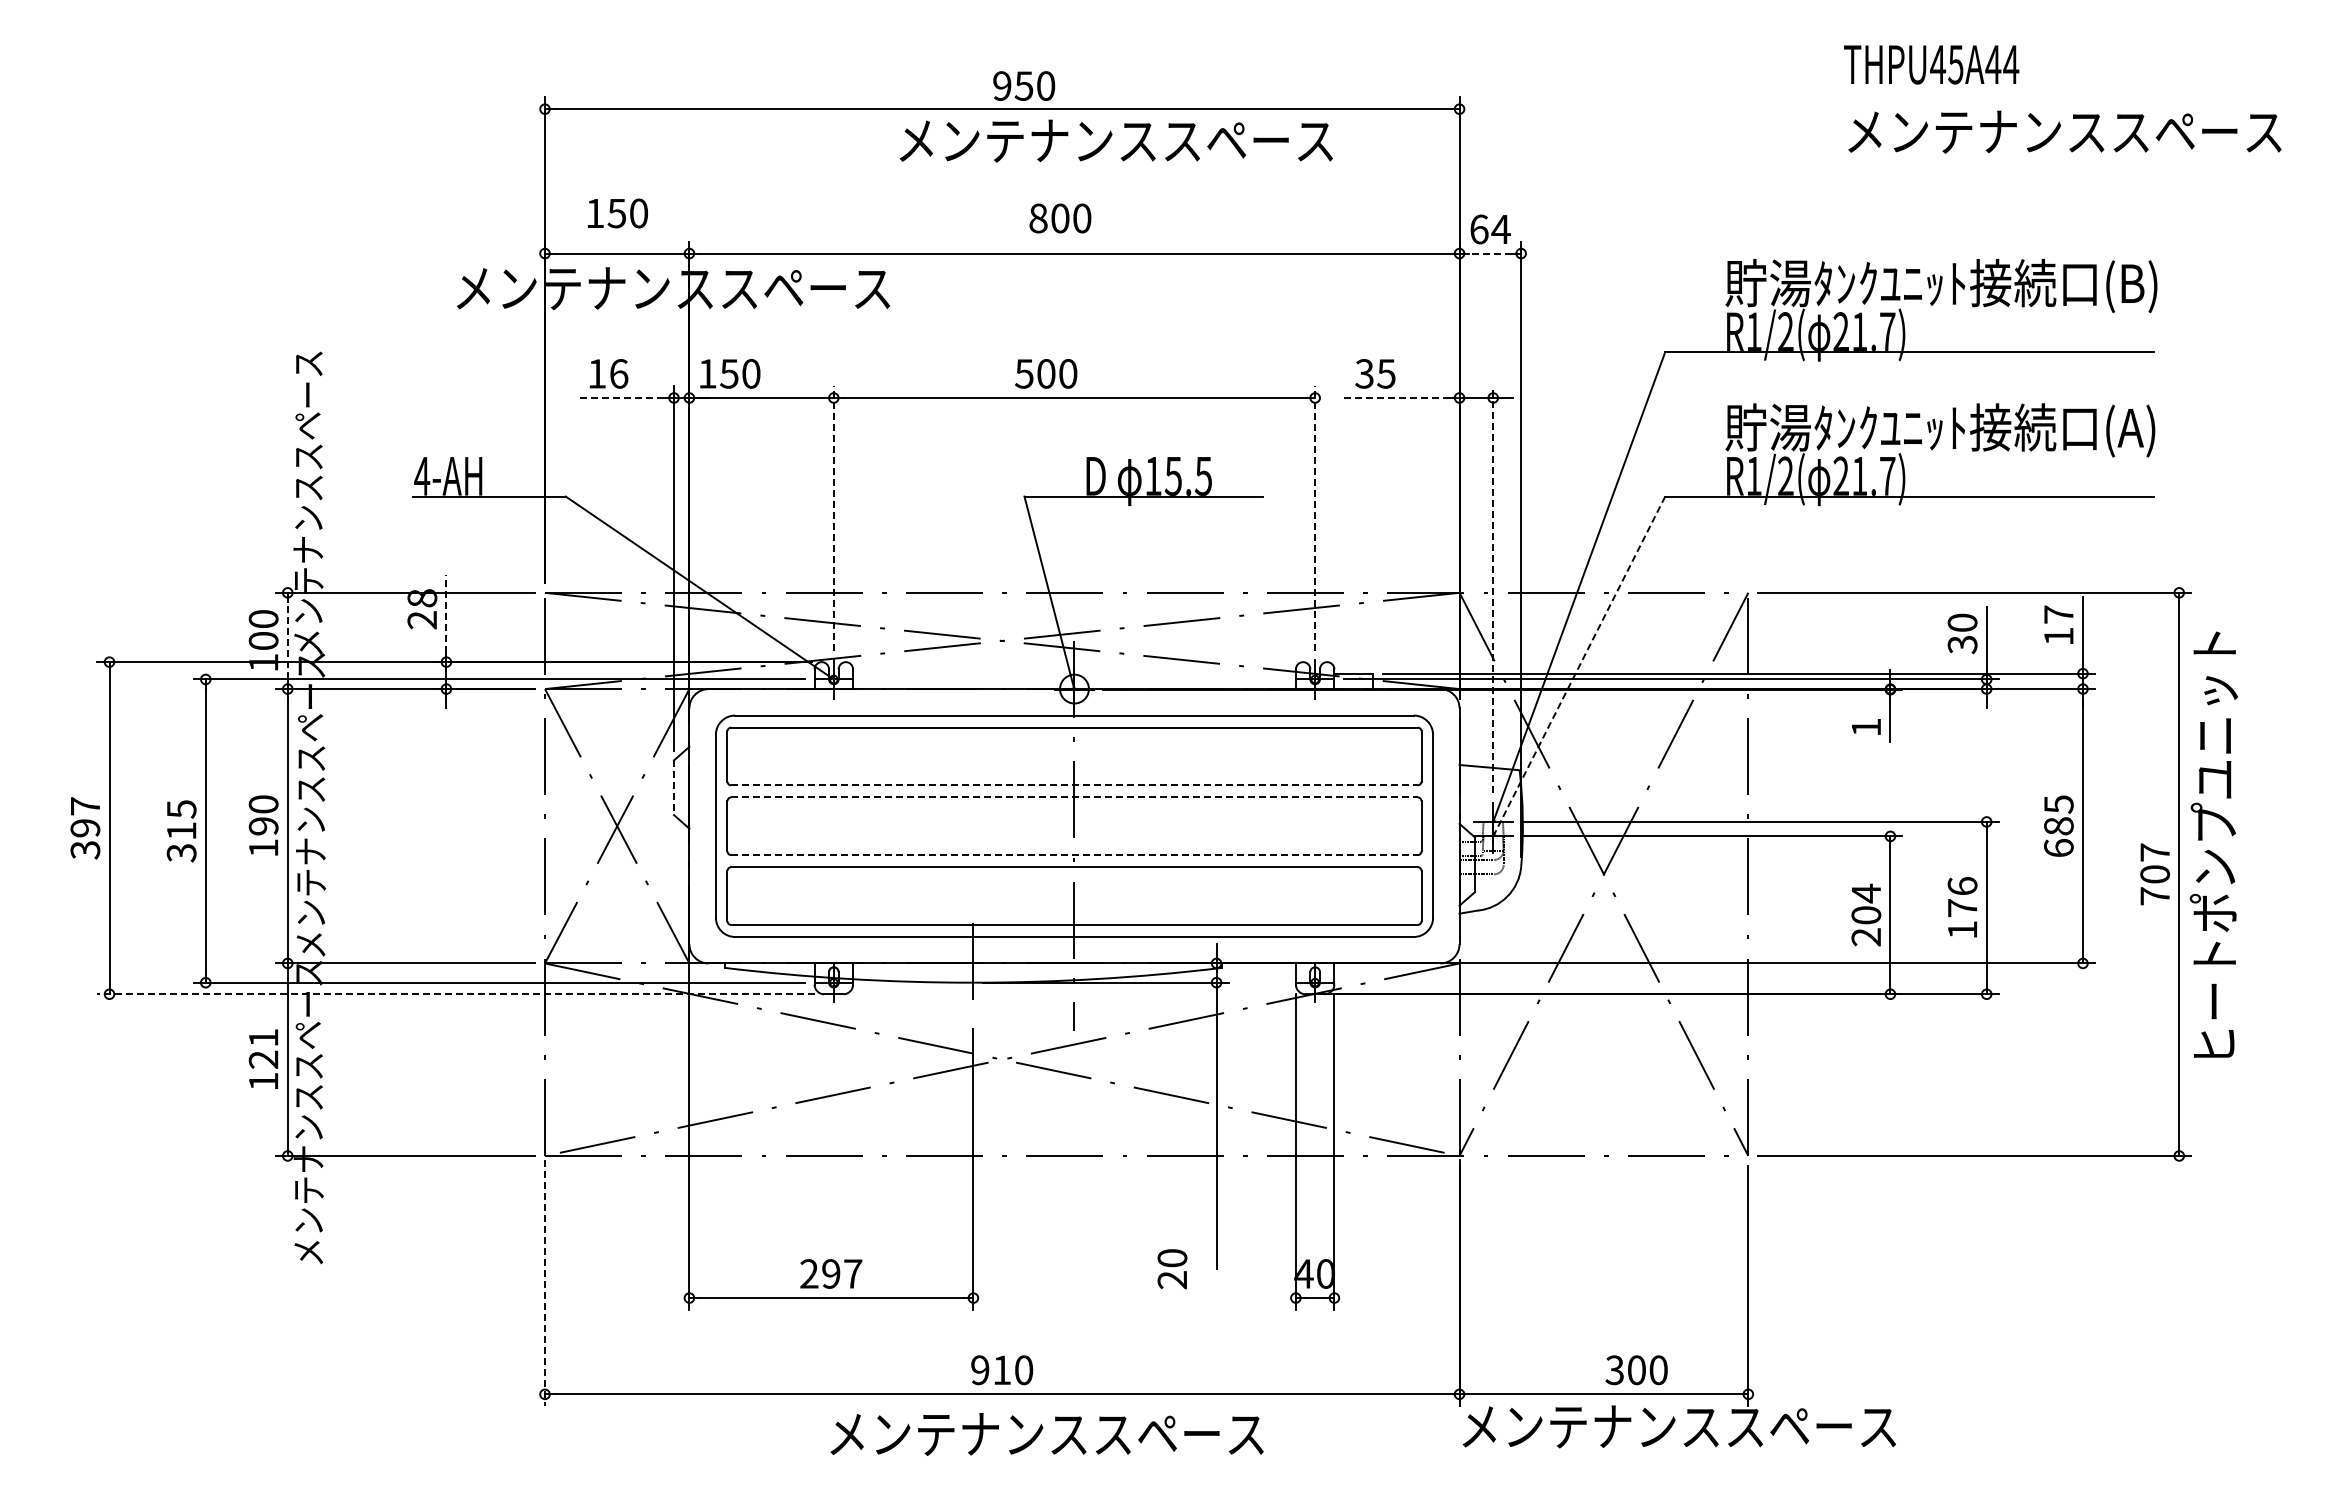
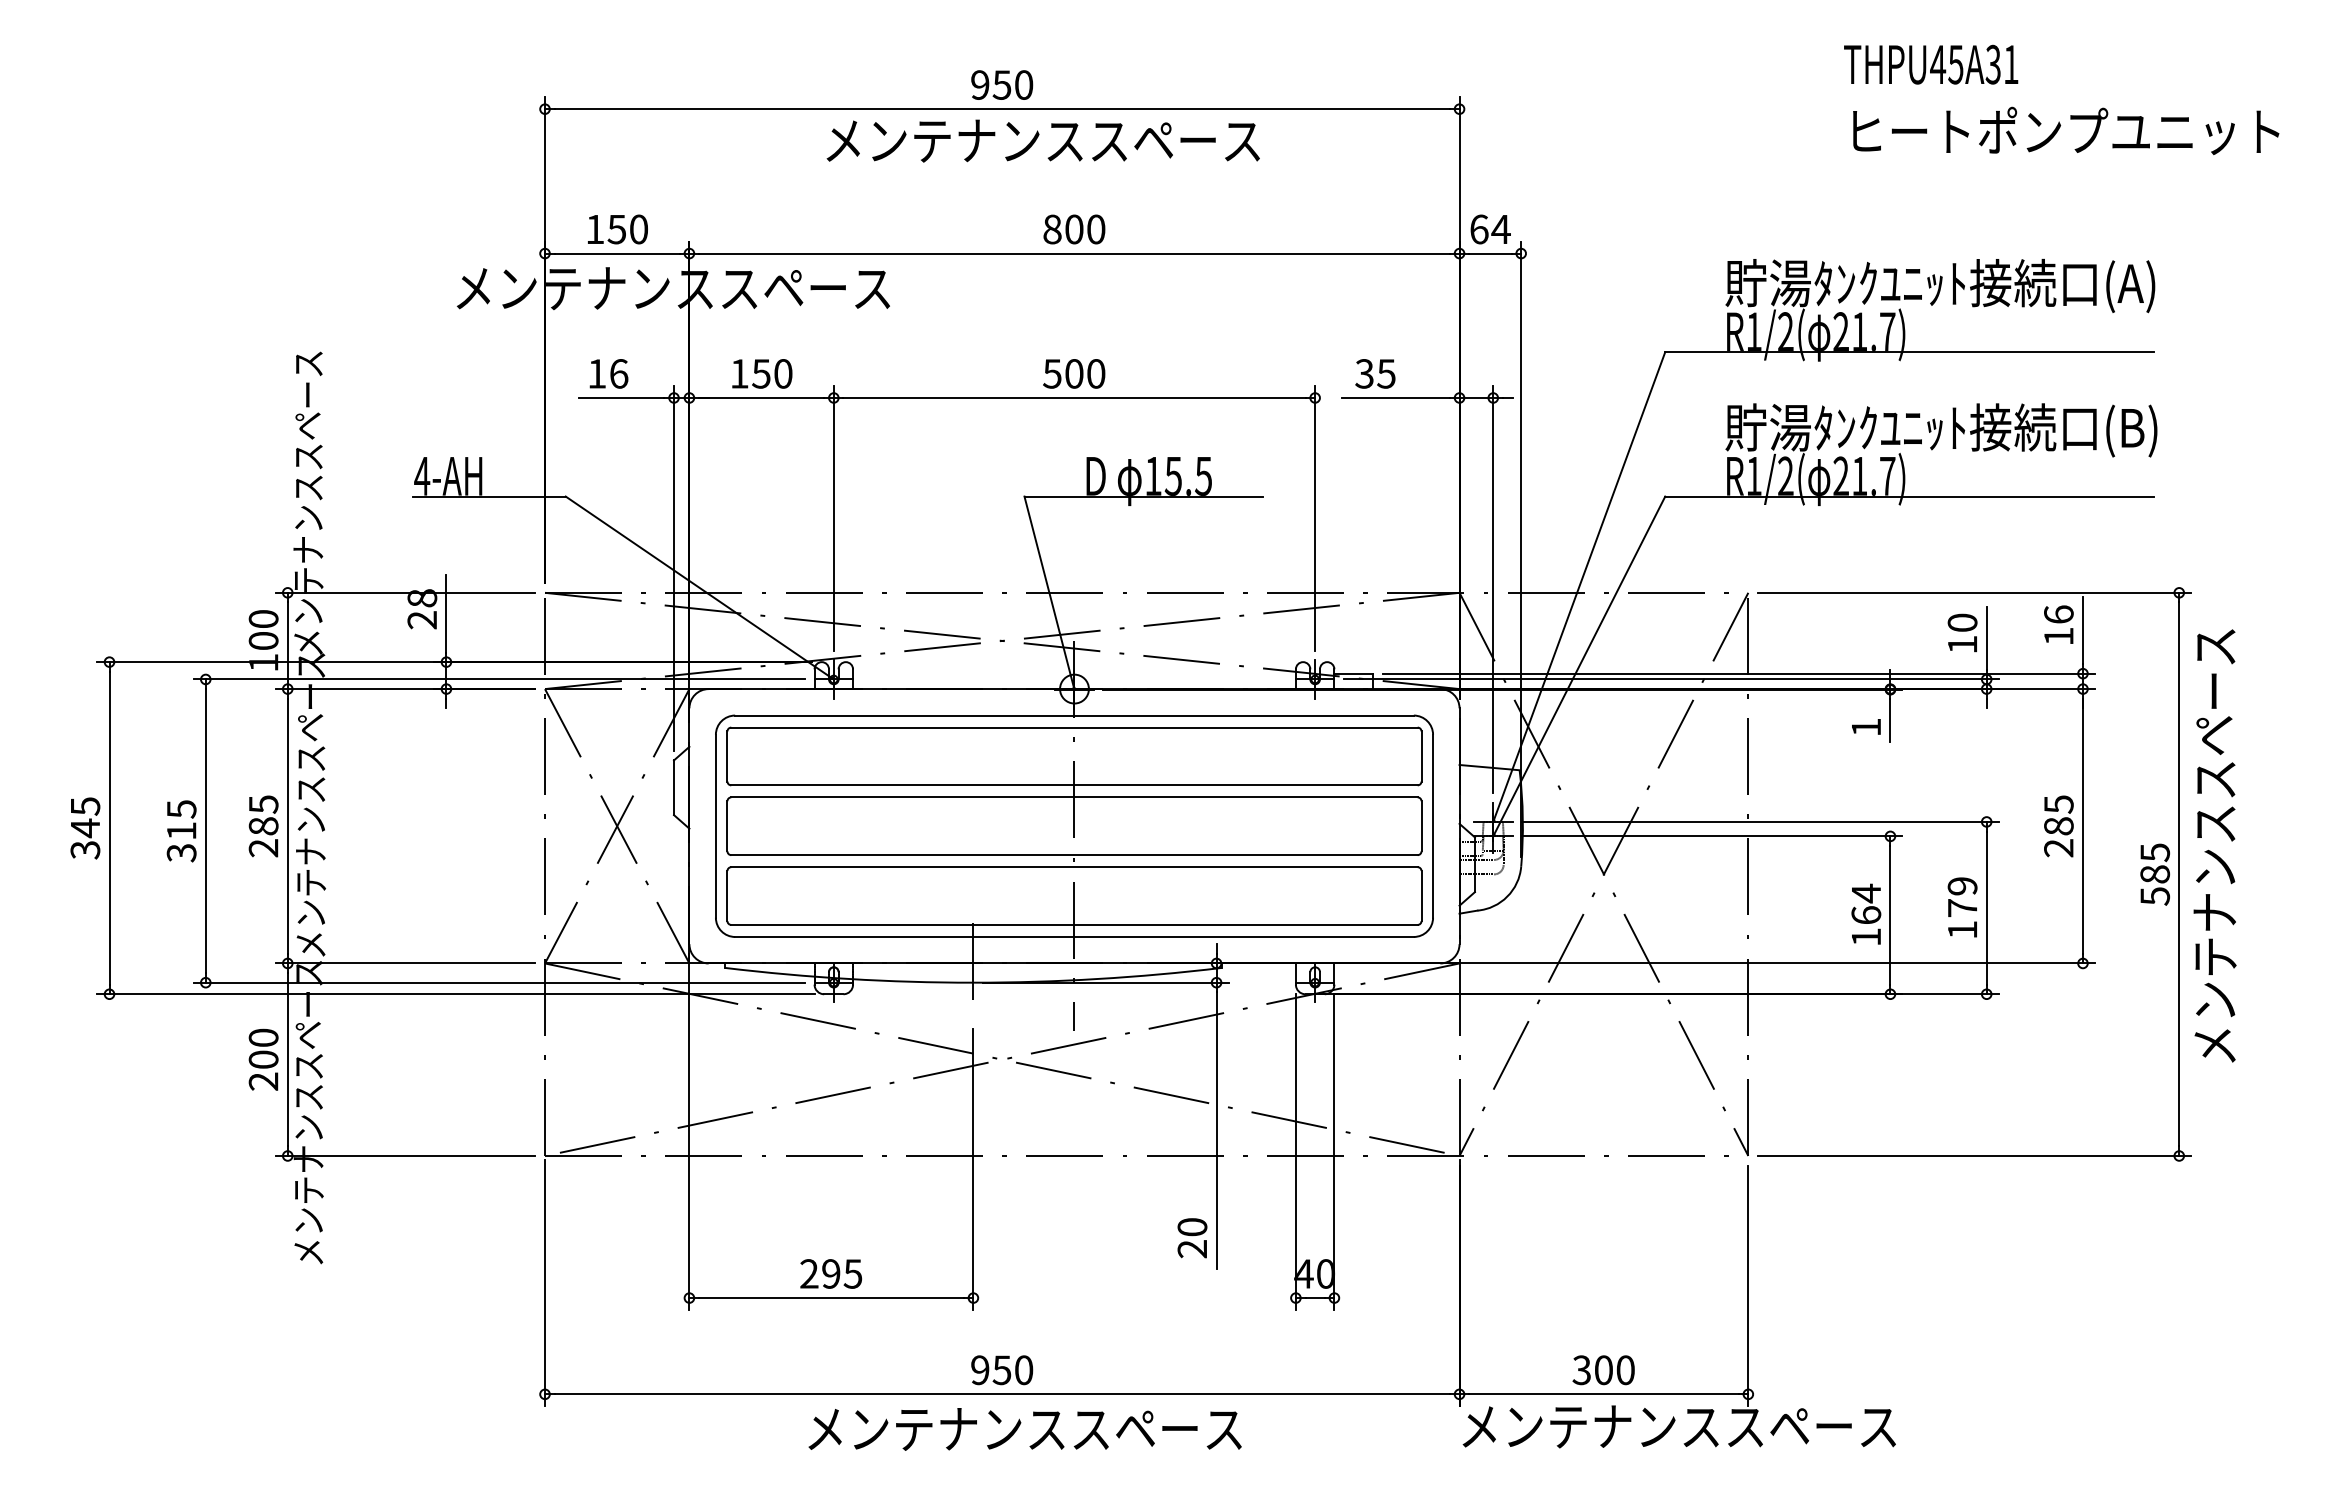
text: THPU45A44 -> THPU45A31 (2002, 64)
text position: (1024, 85) -> (1002, 84) (1002, 84)
text: メンテナンススペース -> ヒートポンプユニット (2064, 130)
text position: (1115, 140) -> (1042, 140) (1042, 140)
text position: (617, 213) -> (617, 229) (617, 229)
text position: (1060, 218) -> (1074, 229) (1074, 229)
line: dashed -> solid (1489, 253)
text: 貯湯ﾀﾝｸﾕﾆｯﾄ接続口(B) -> 貯湯ﾀﾝｸﾕﾆｯﾄ接続口(A) (2137, 286)
text position: (730, 373) -> (762, 373) (762, 373)
text position: (1046, 373) -> (1074, 373) (1074, 373)
line: dashed -> solid (621, 397)
line: dashed -> solid (1395, 397)
text: 貯湯ﾀﾝｸﾕﾆｯﾄ接続口(A) -> 貯湯ﾀﾝｸﾕﾆｯﾄ接続口(B) (2137, 430)
line: dashed -> solid (833, 517)
line: dashed -> solid (1315, 517)
line: dashed -> solid (1493, 589)
line: dashed -> solid (446, 614)
text: 17 -> 16 (2058, 614)
line: dashed -> solid (287, 640)
text: 30 -> 10 (1962, 645)
line: dashed -> solid (1579, 666)
line: dashed -> solid (1074, 785)
line: dashed -> solid (674, 788)
line: dashed -> solid (1074, 797)
text: 397 -> 345 (85, 817)
text: 190 -> 285 (263, 826)
text: ヒートポンプユニット -> メンテナンススペース (2213, 845)
text: 685 -> 285 (2058, 848)
line: dashed -> solid (1074, 855)
text: 707 -> 585 (2155, 874)
text: 176 -> 179 (1962, 886)
text: 204 -> 164 (1866, 926)
line: dashed -> solid (456, 994)
text: 121 -> 200 (263, 1059)
text position: (1172, 1269) -> (1192, 1238) (1192, 1238)
text: 297 -> 295 (852, 1273)
line: dashed -> solid (545, 1283)
text: 910 -> 950 (1001, 1370)
text position: (1636, 1370) -> (1603, 1370) (1603, 1370)
text position: (1046, 1434) -> (1024, 1429) (1024, 1429)
